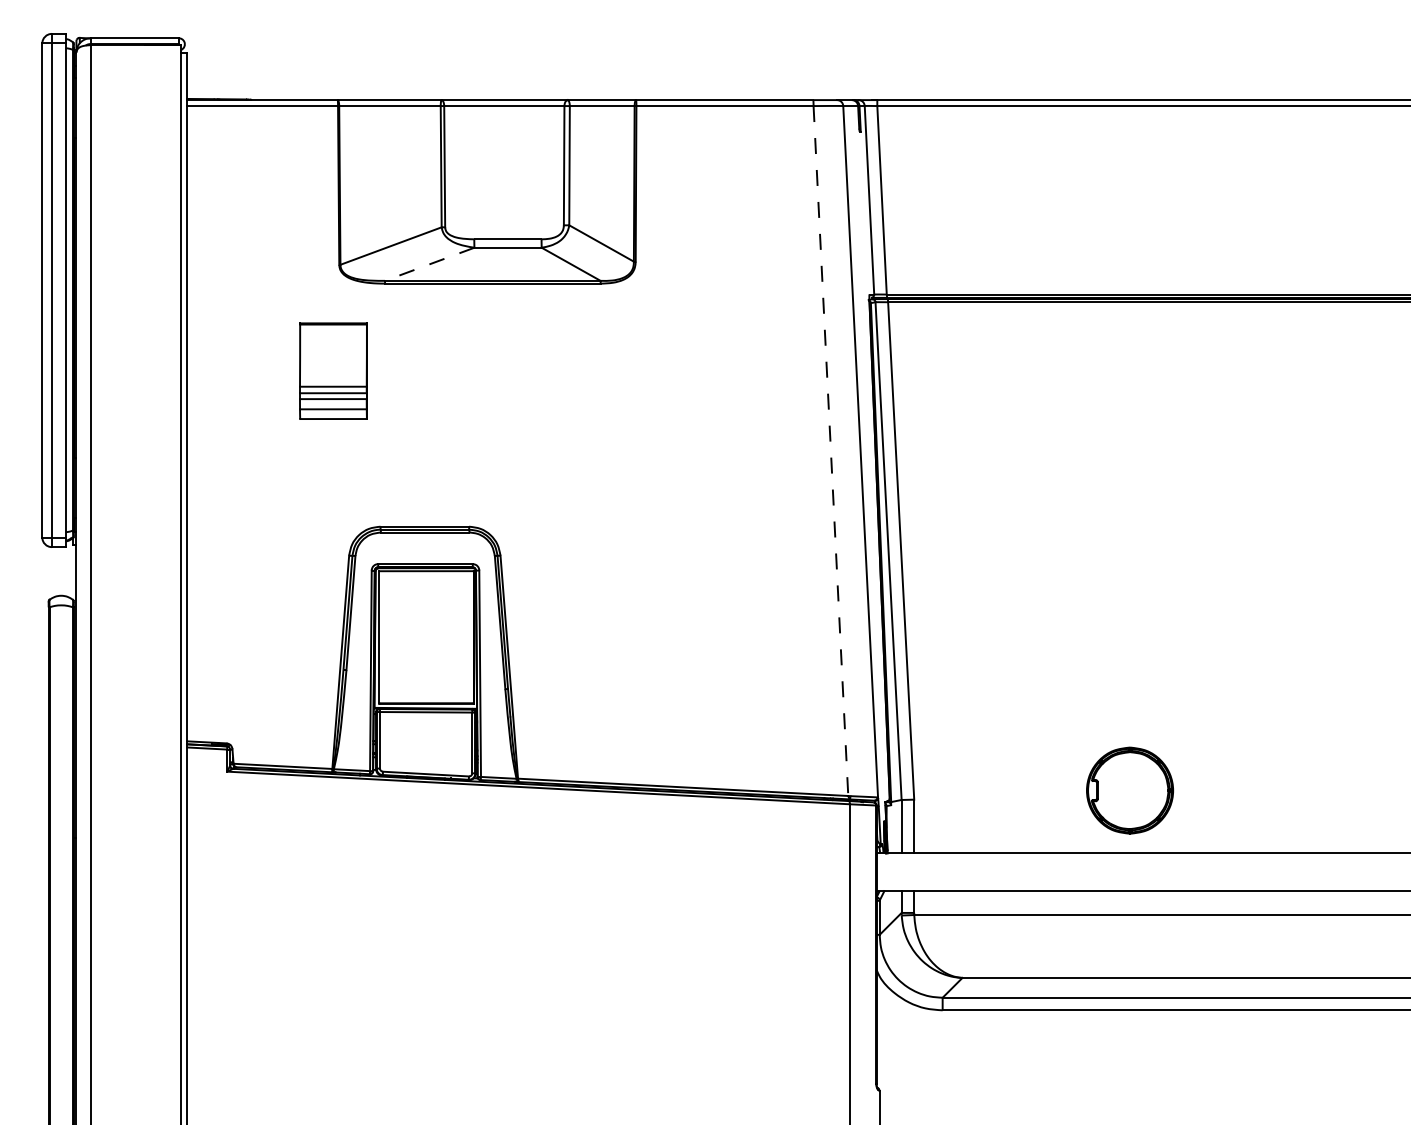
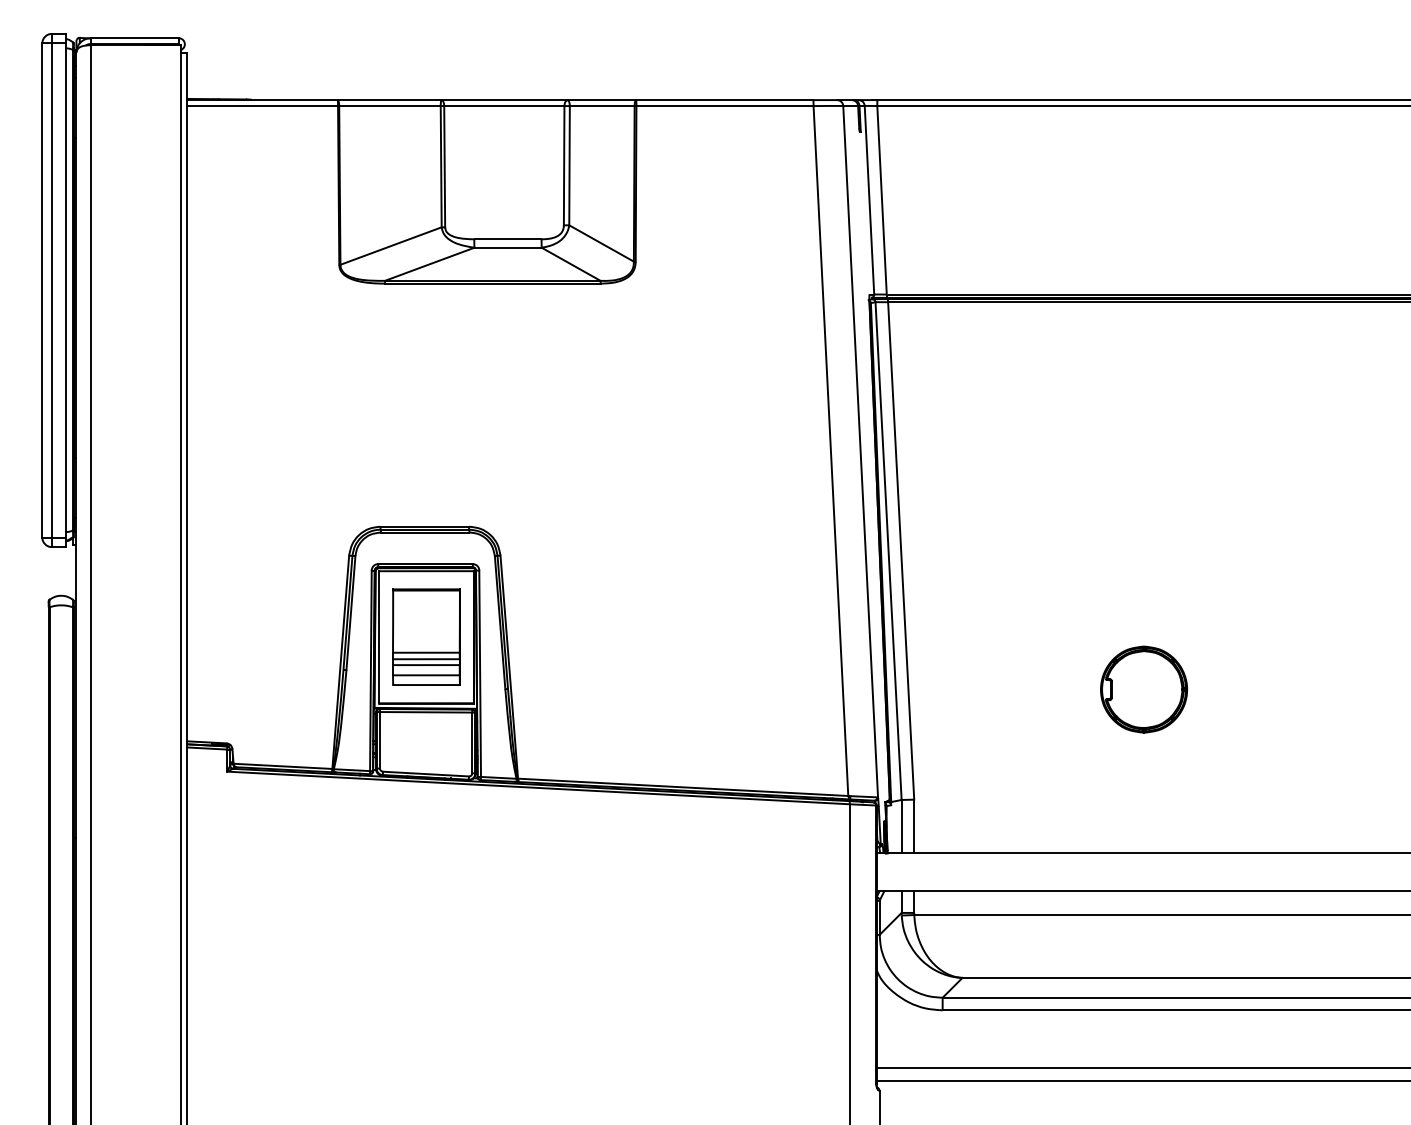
line: dashed -> solid (429, 264)
part position: (333, 370) -> (426, 636) (426, 636)
line: dashed -> solid (830, 451)
part position: (1130, 790) -> (1144, 689) (1144, 689)
line: none -> present (1141, 1068)
line: none -> present (1141, 1080)
